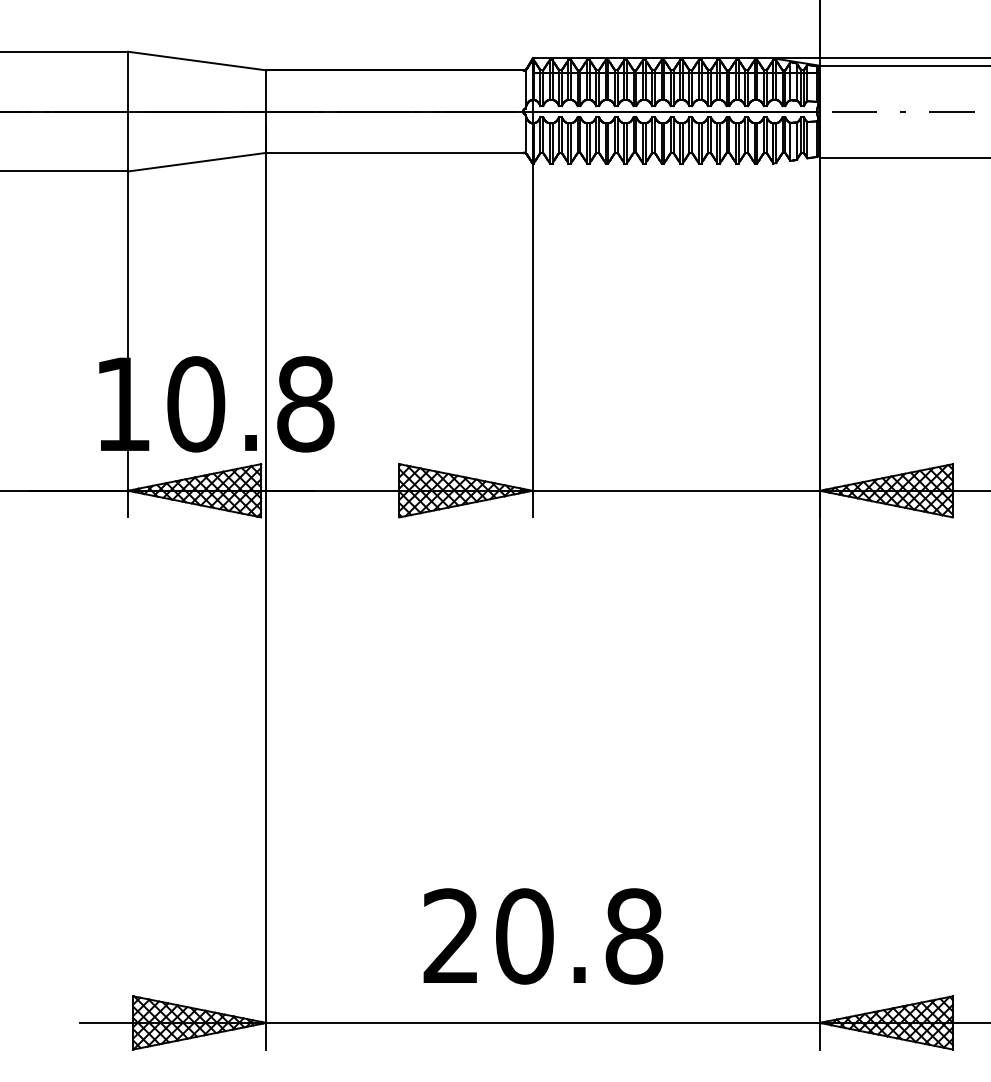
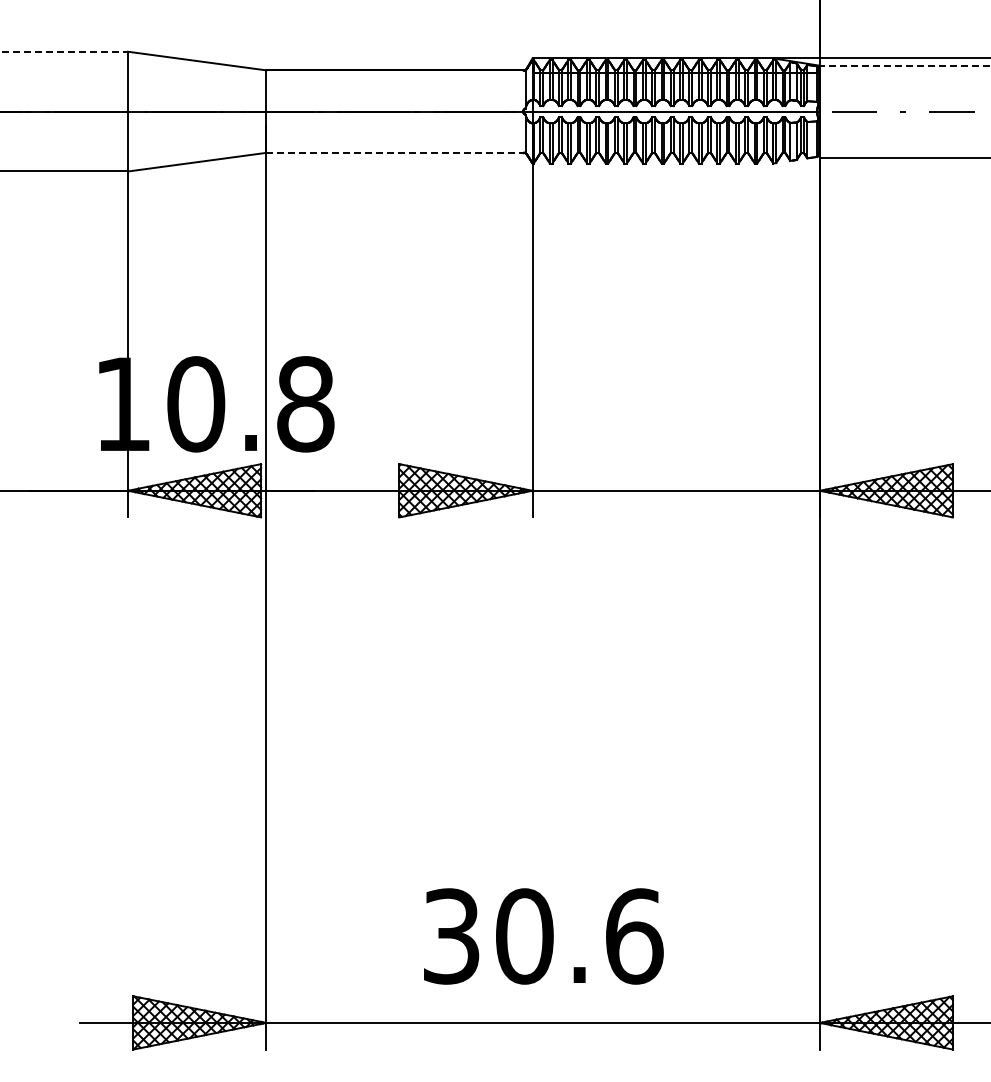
line: solid -> dashed (64, 51)
line: solid -> dashed (904, 65)
line: solid -> dashed (395, 152)
text: 20.8 -> 30.6 (543, 936)
